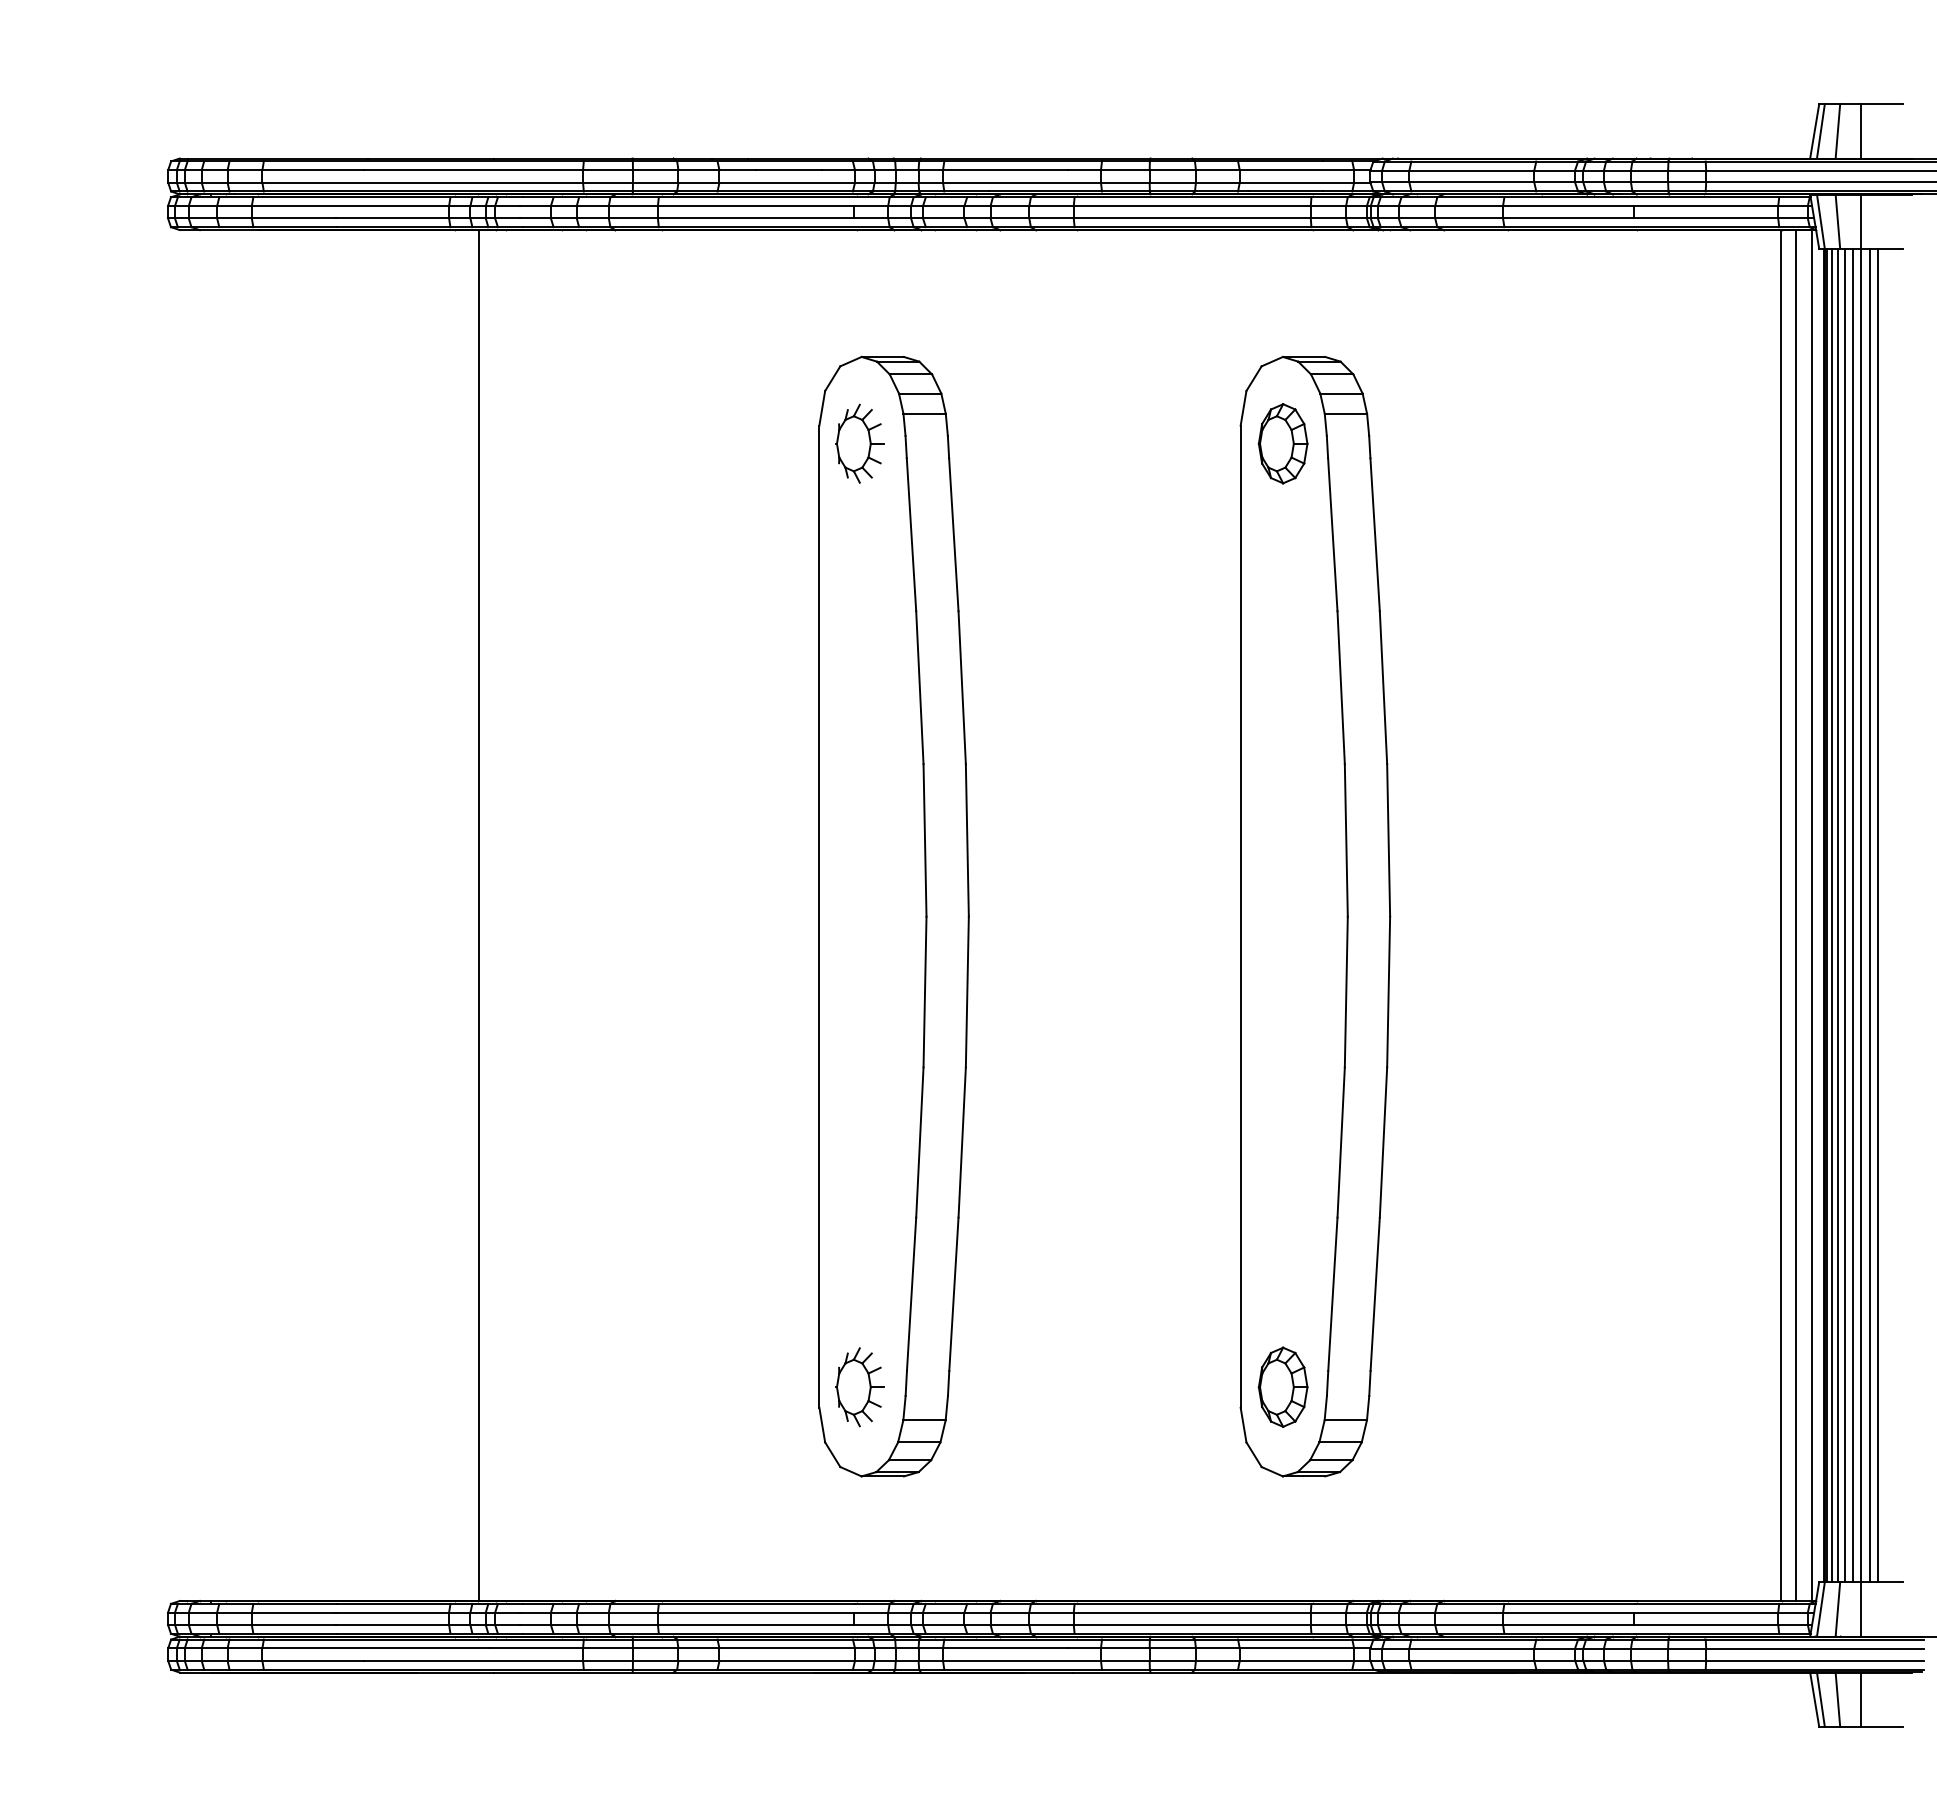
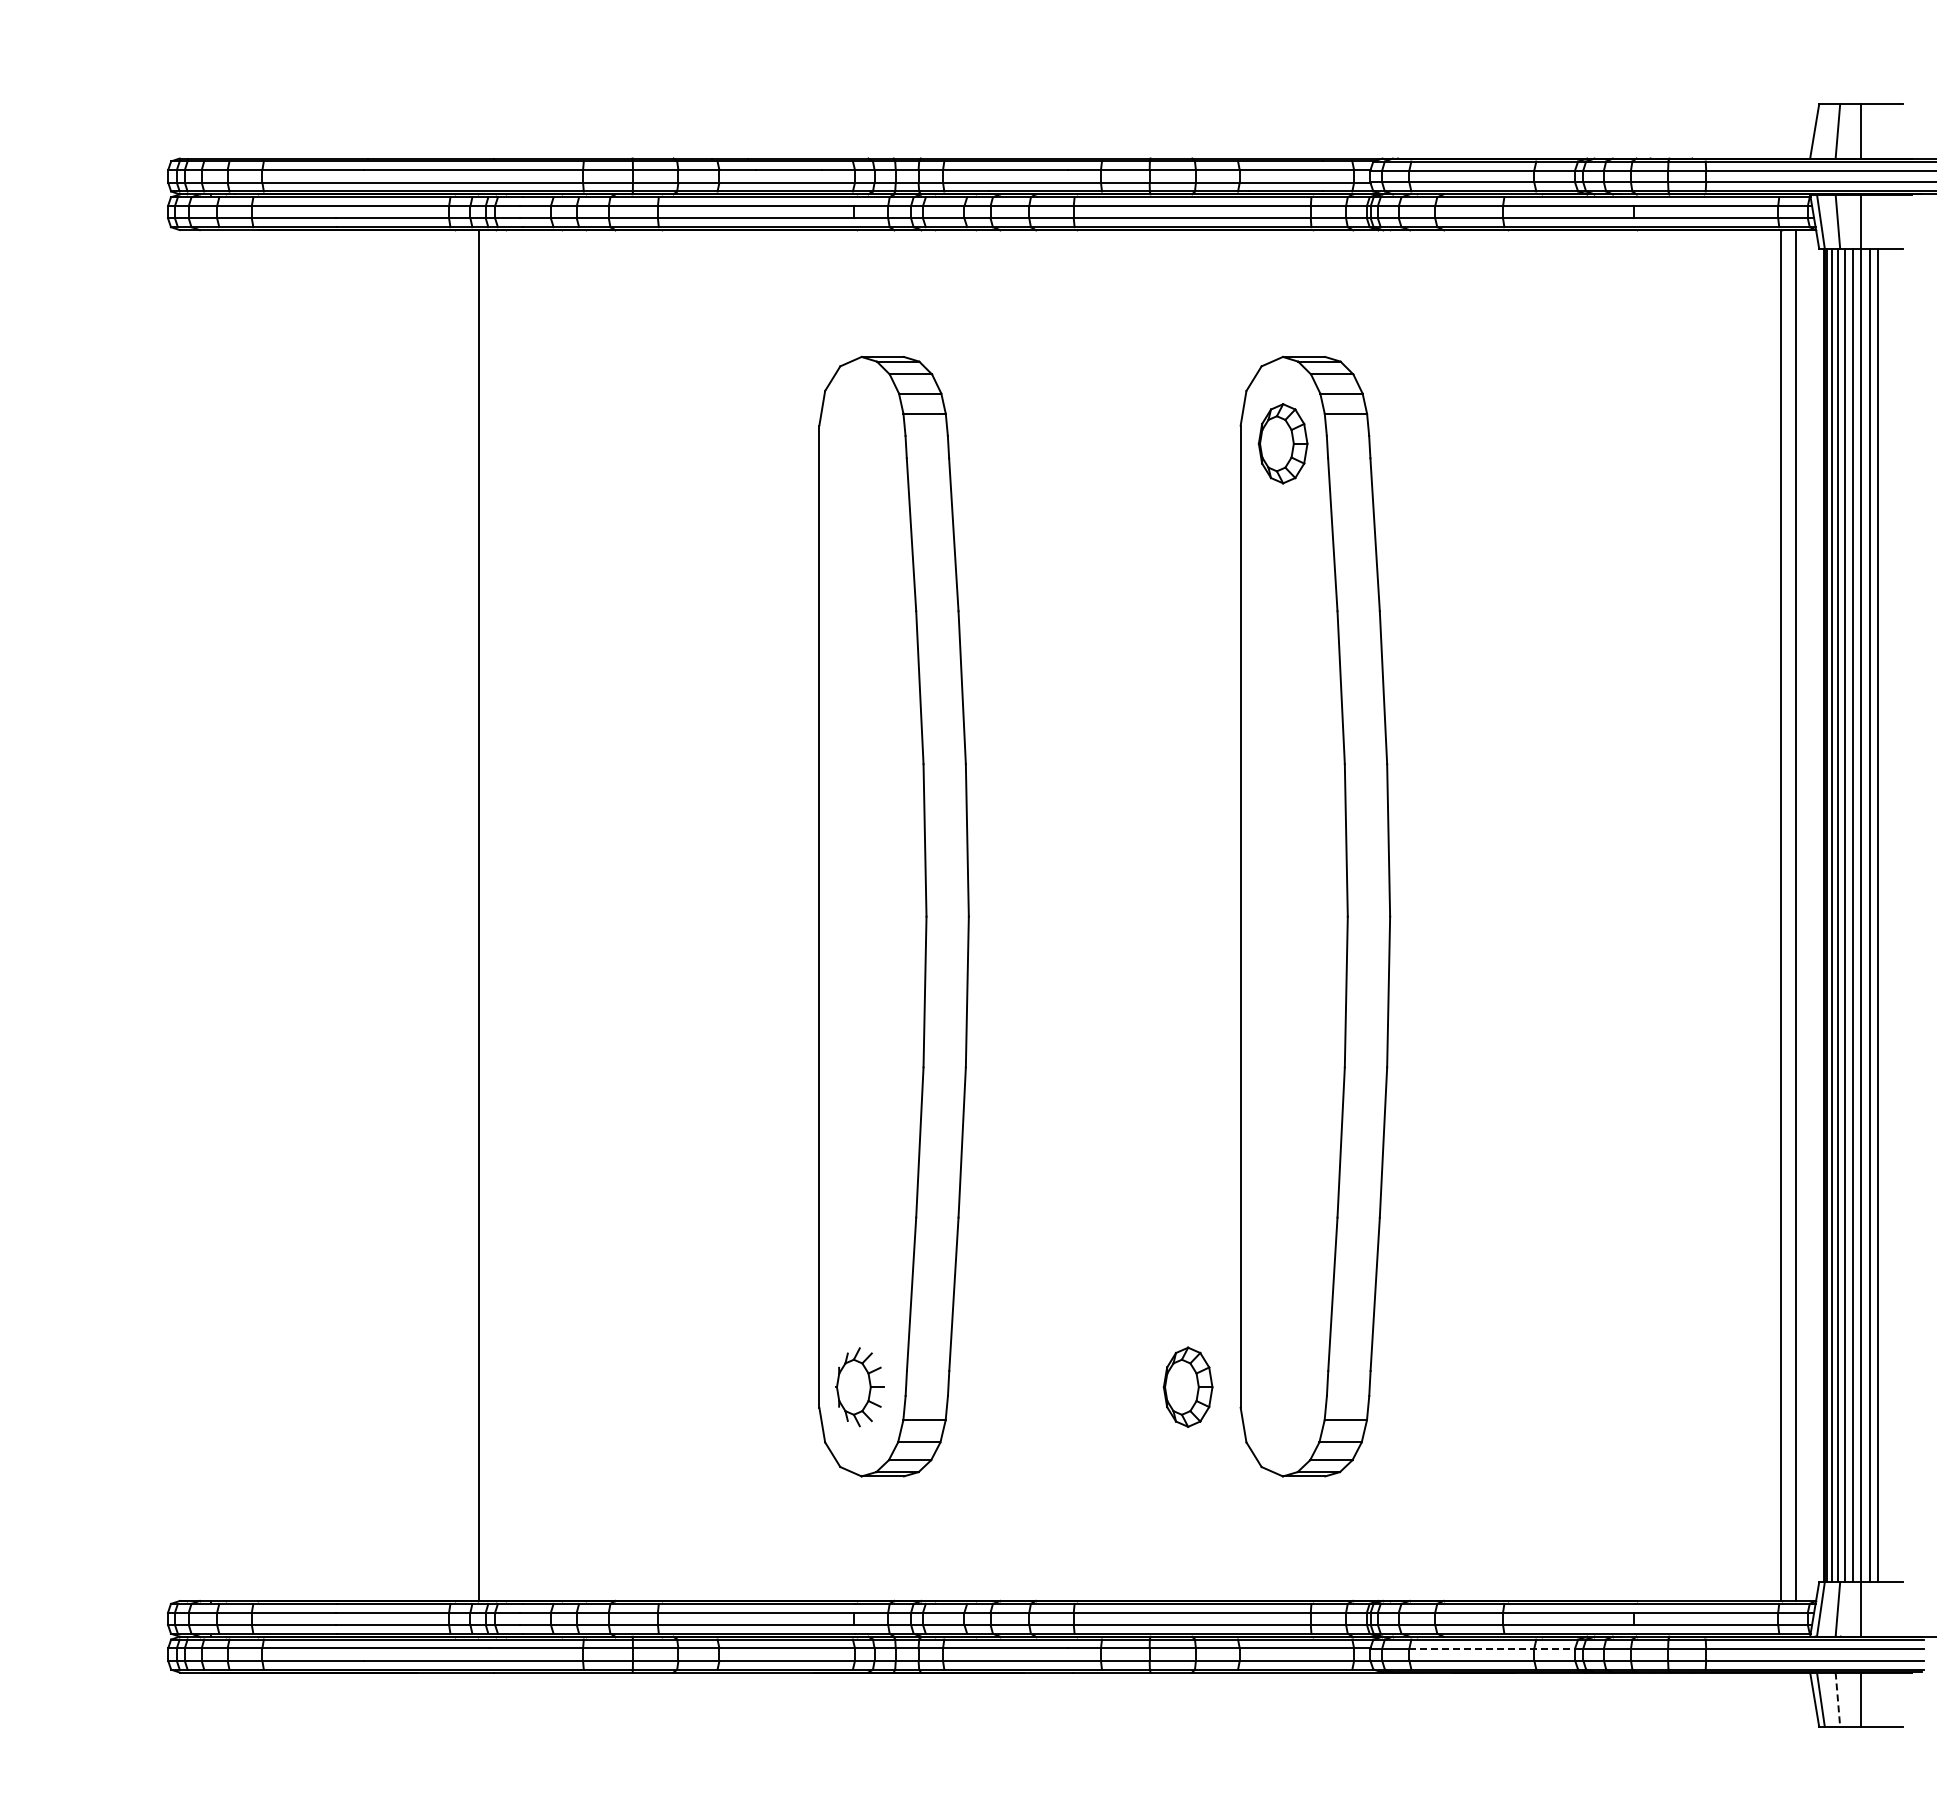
line: present -> none (1820, 131)
part: present -> none (859, 443)
line: present -> none (1812, 915)
part position: (1282, 1386) -> (1187, 1386) (1187, 1386)
line: solid -> dashed (1492, 1648)
line: solid -> dashed (1837, 1700)
